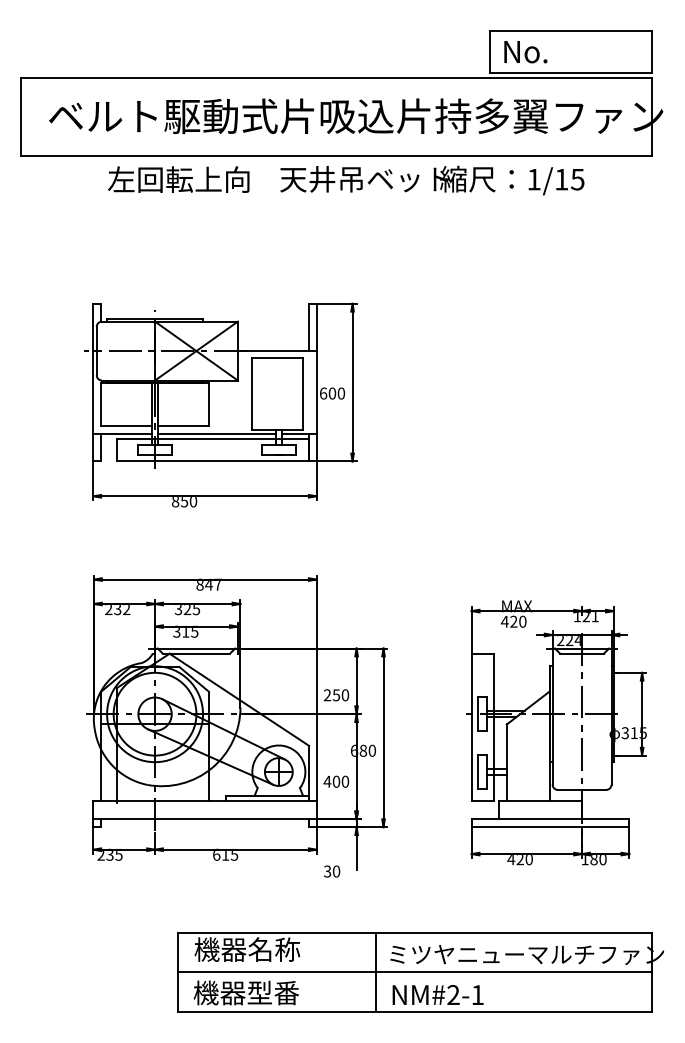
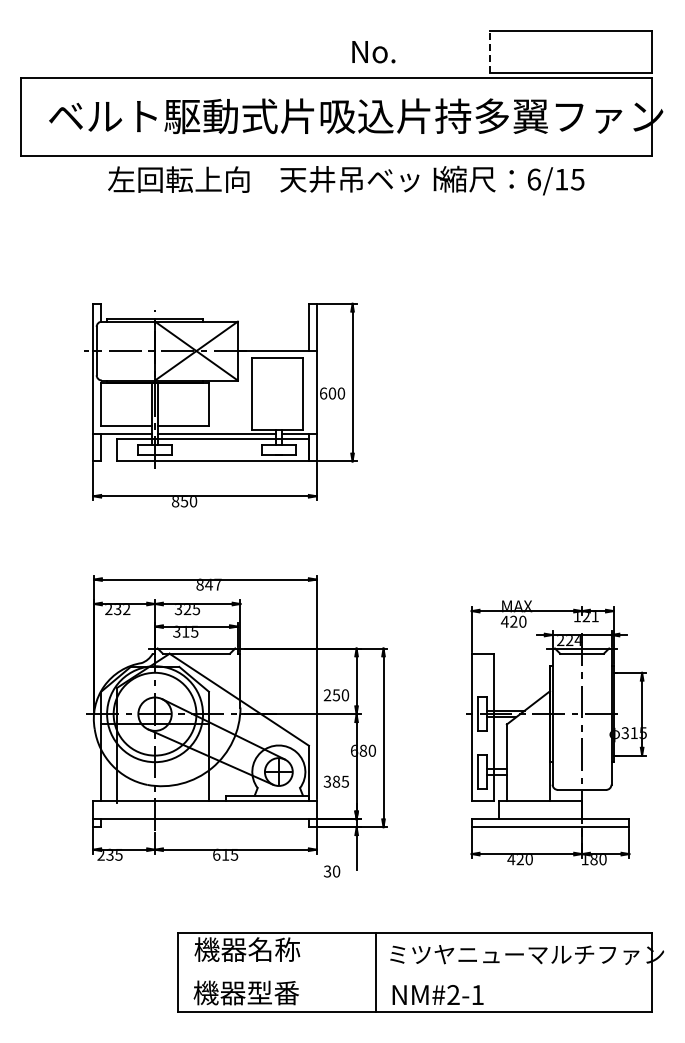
line: solid -> dashed (490, 52)
text position: (525, 52) -> (373, 52) (373, 52)
text: 1/15 -> 6/15 (534, 179)
text: 400 -> 385 (336, 781)
line: present -> none (414, 972)
